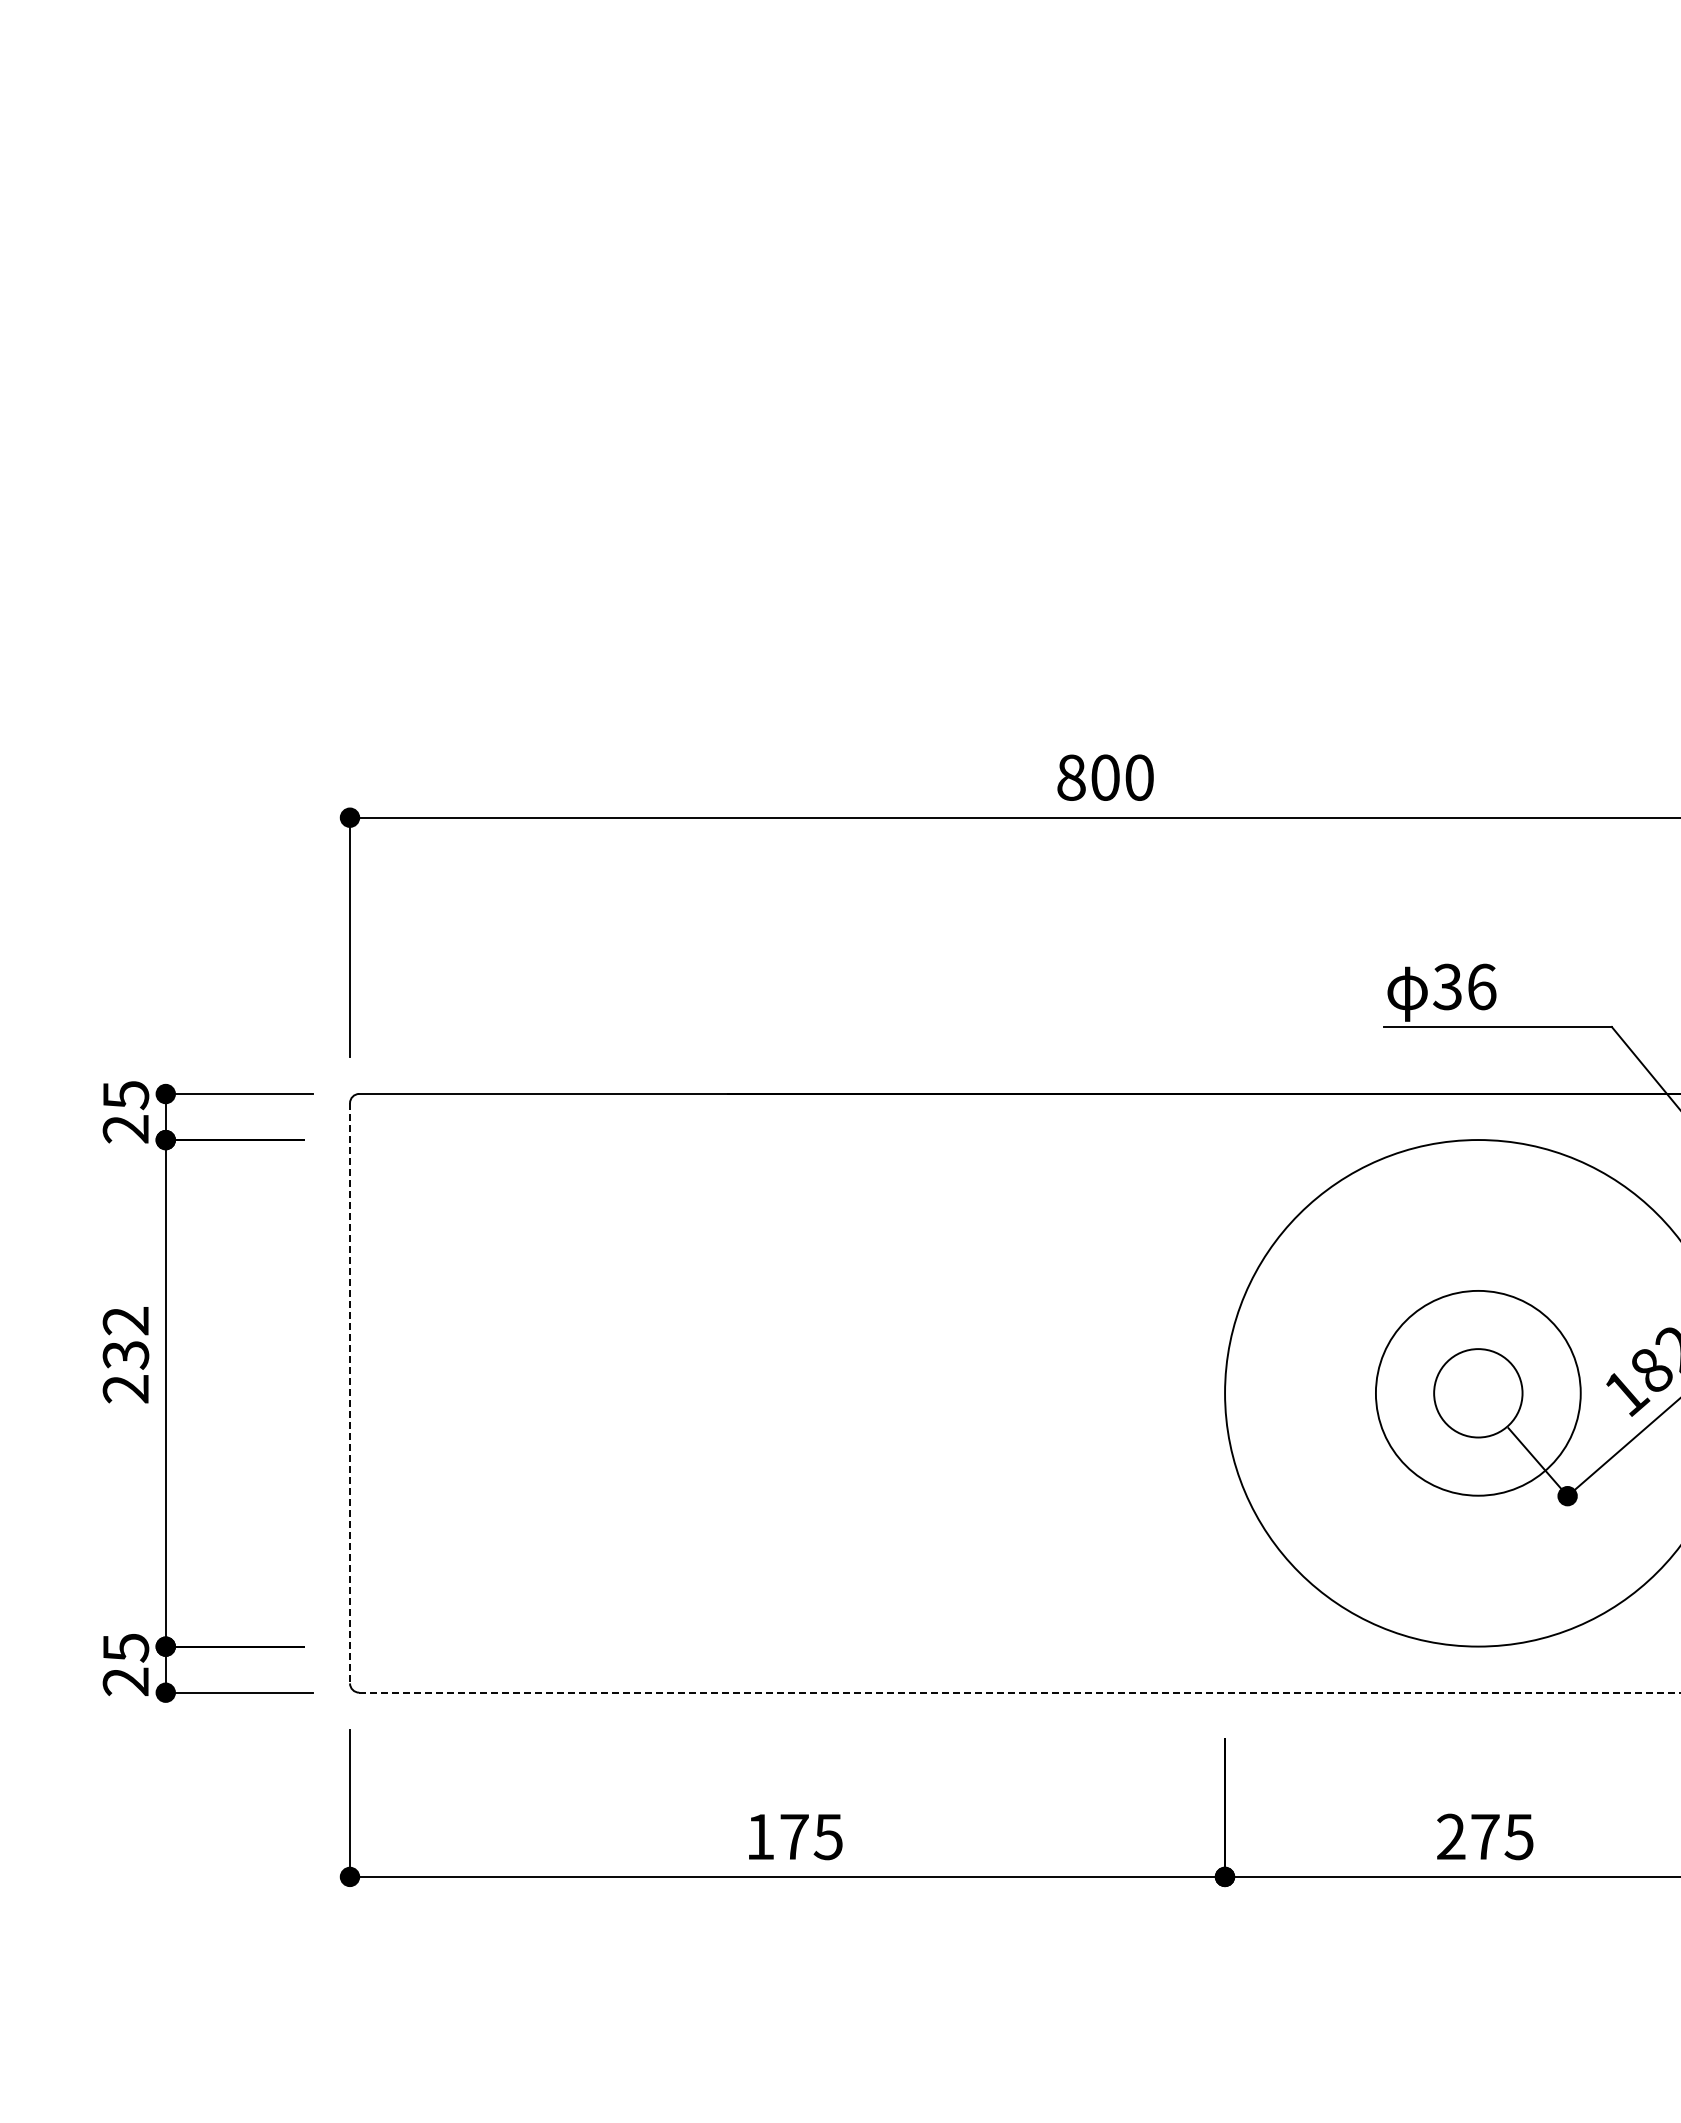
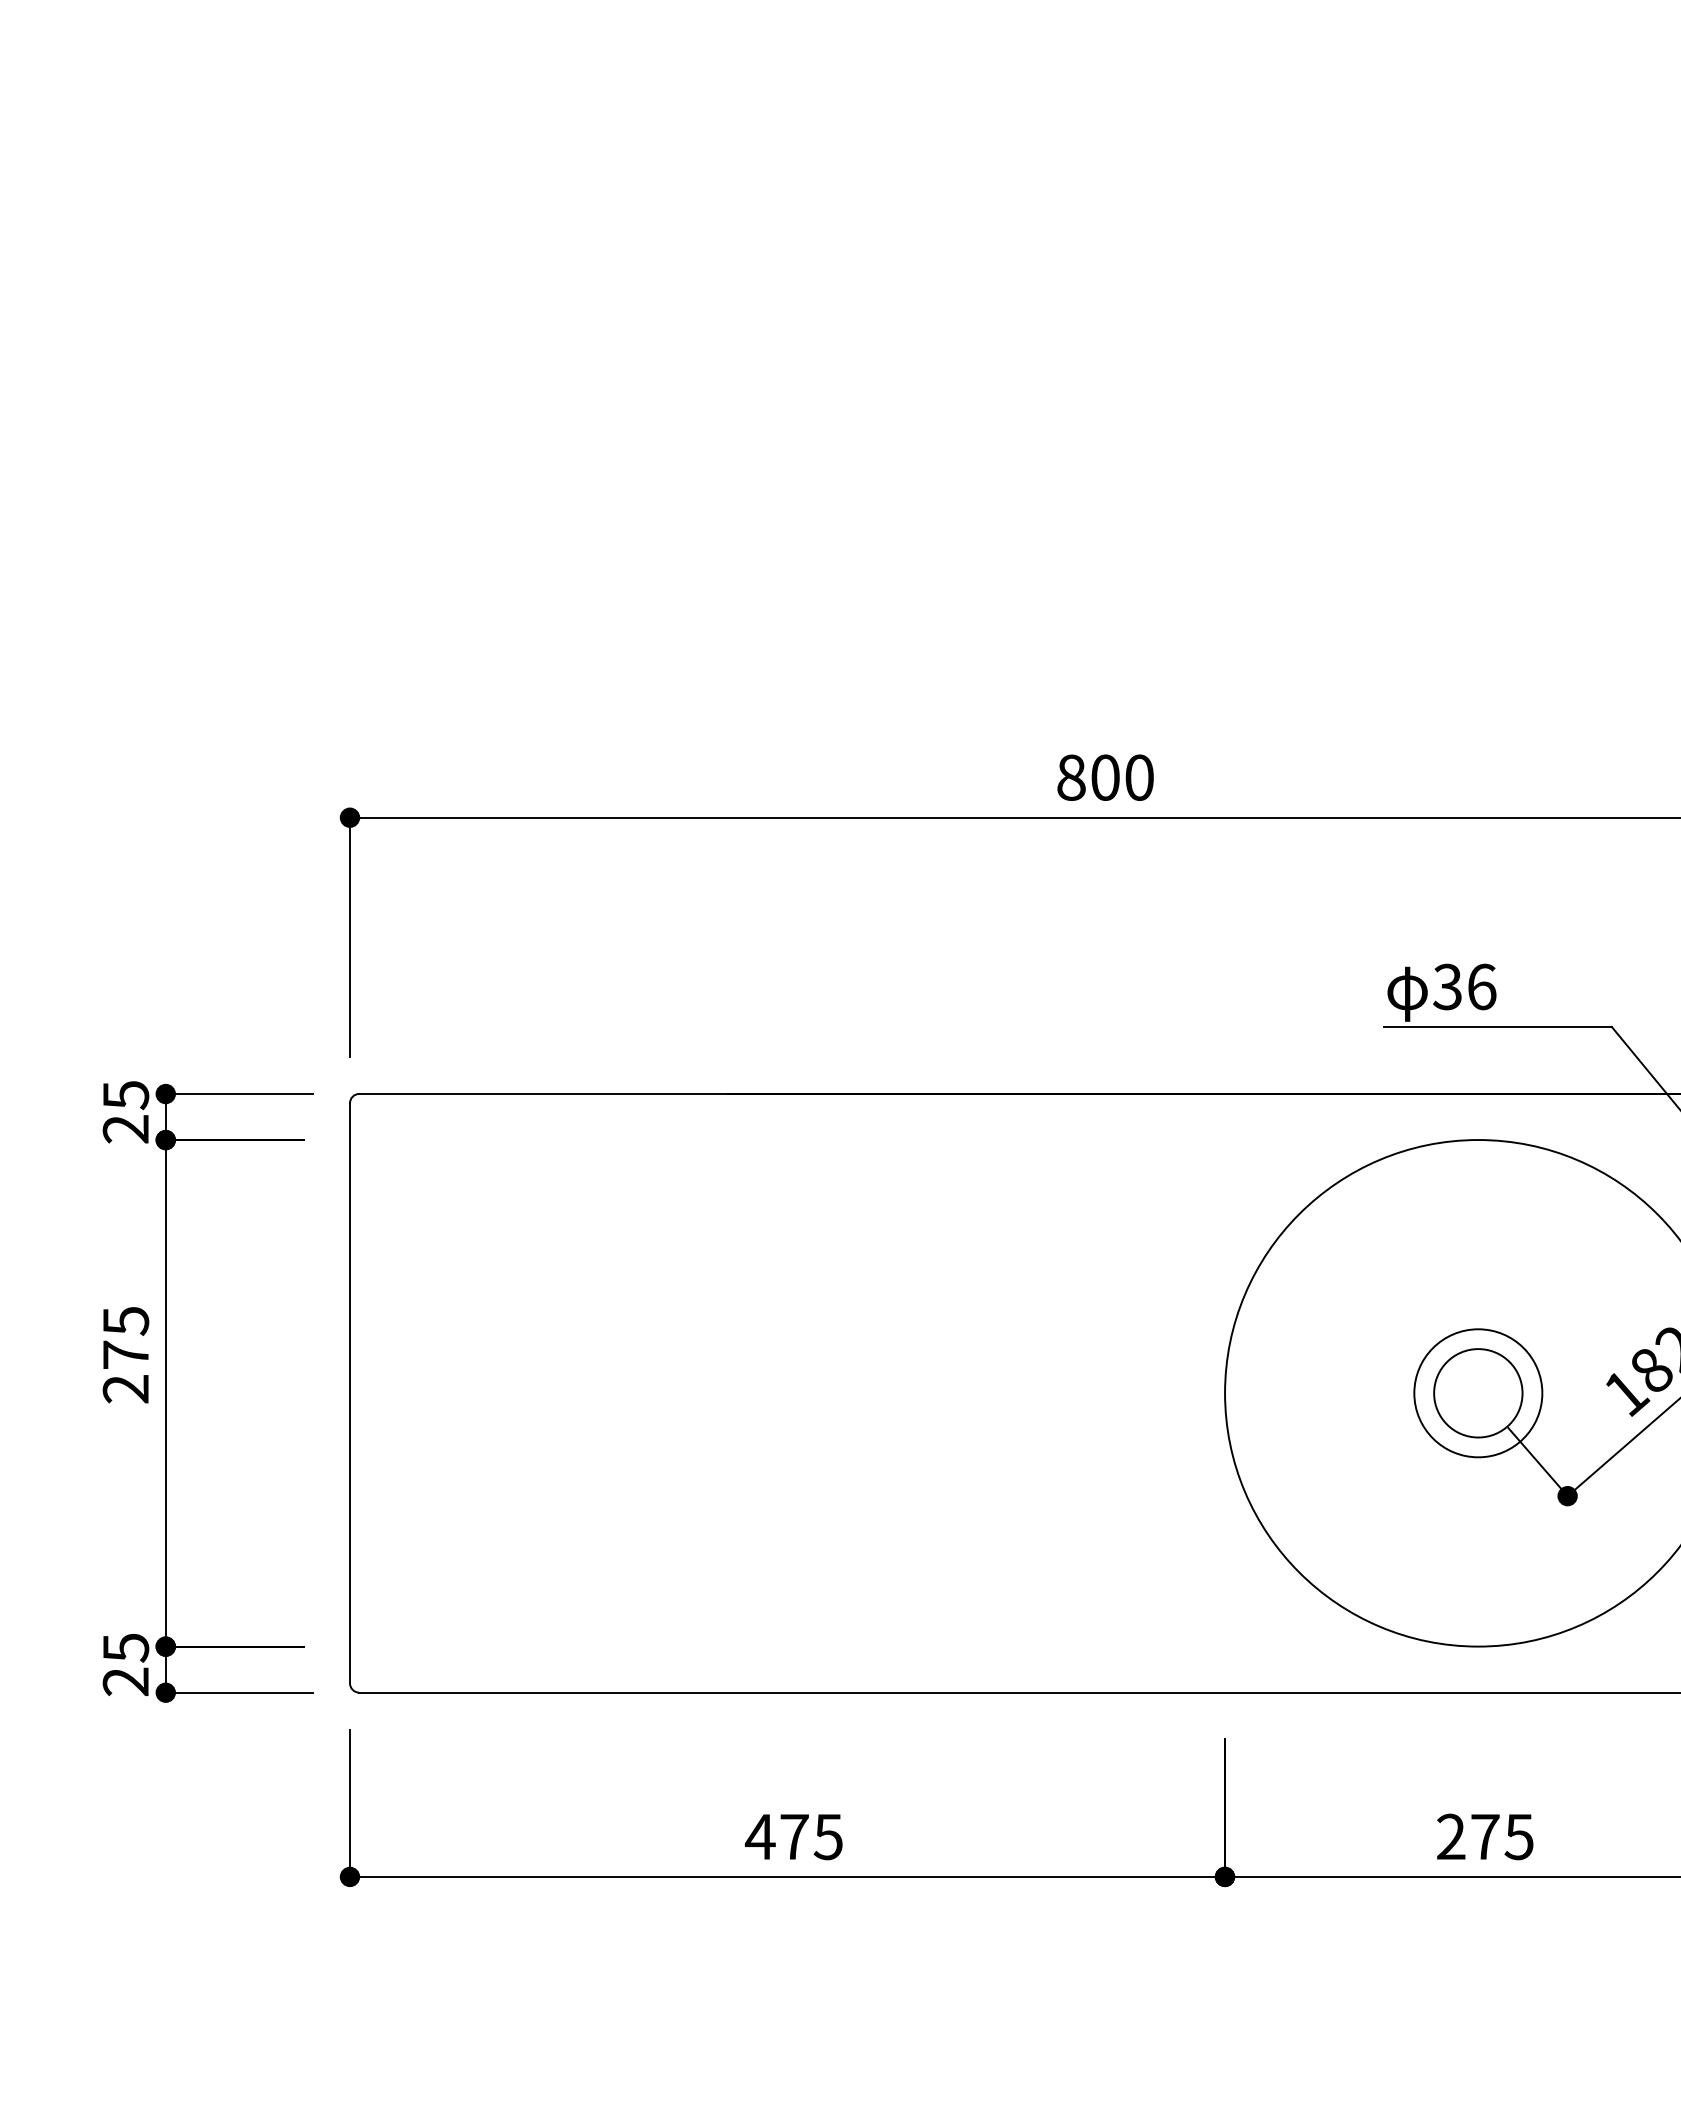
text: 232 -> 275 (125, 1338)
circle diameter: 205 px -> 128 px (1478, 1393)
line: dashed -> solid (350, 1393)
line: dashed -> solid (1019, 1692)
text: 175 -> 475 (759, 1836)
